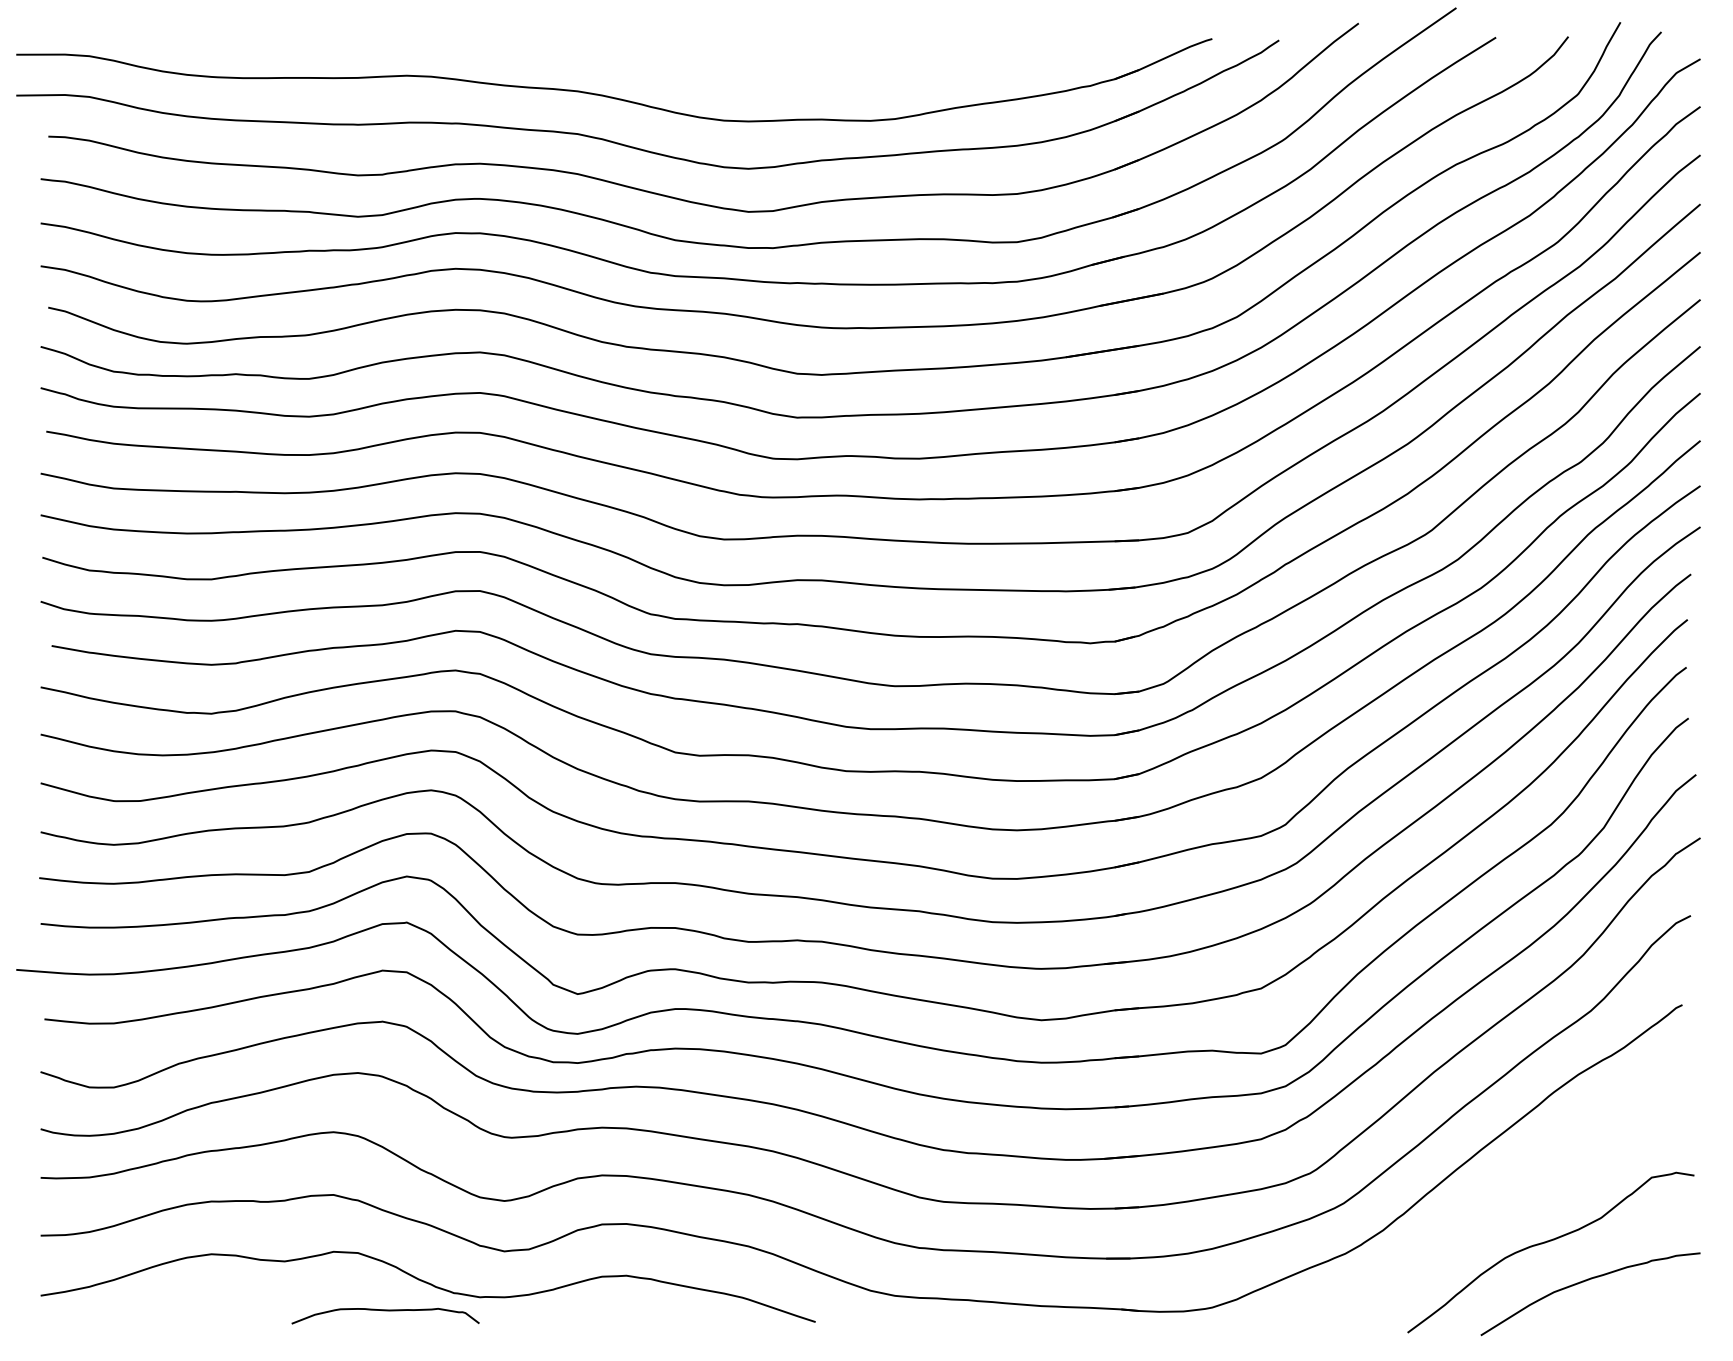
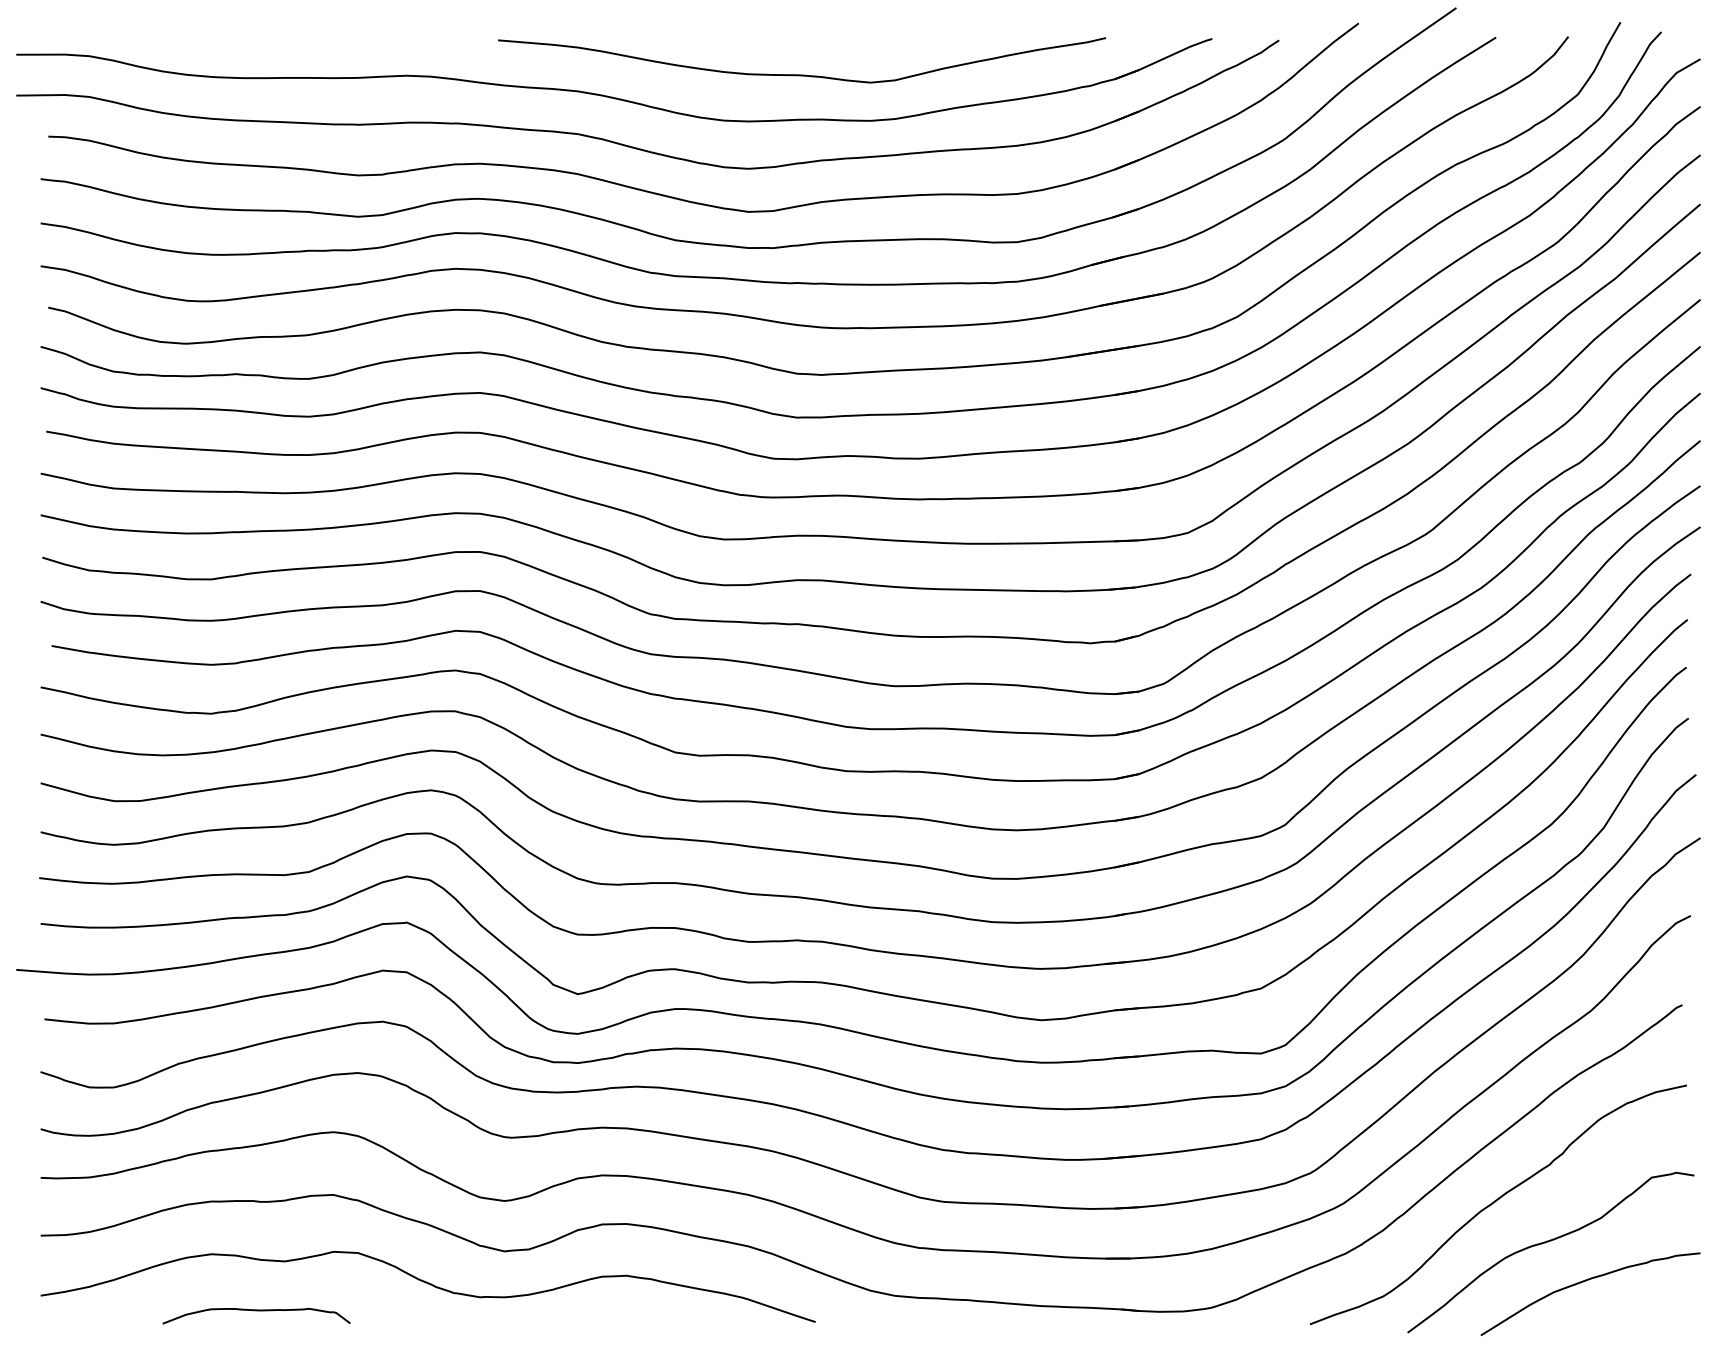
curve: none -> present (802, 74)
curve: none -> present (1495, 1202)
curve position: (385, 1311) -> (256, 1311) (256, 1311)
